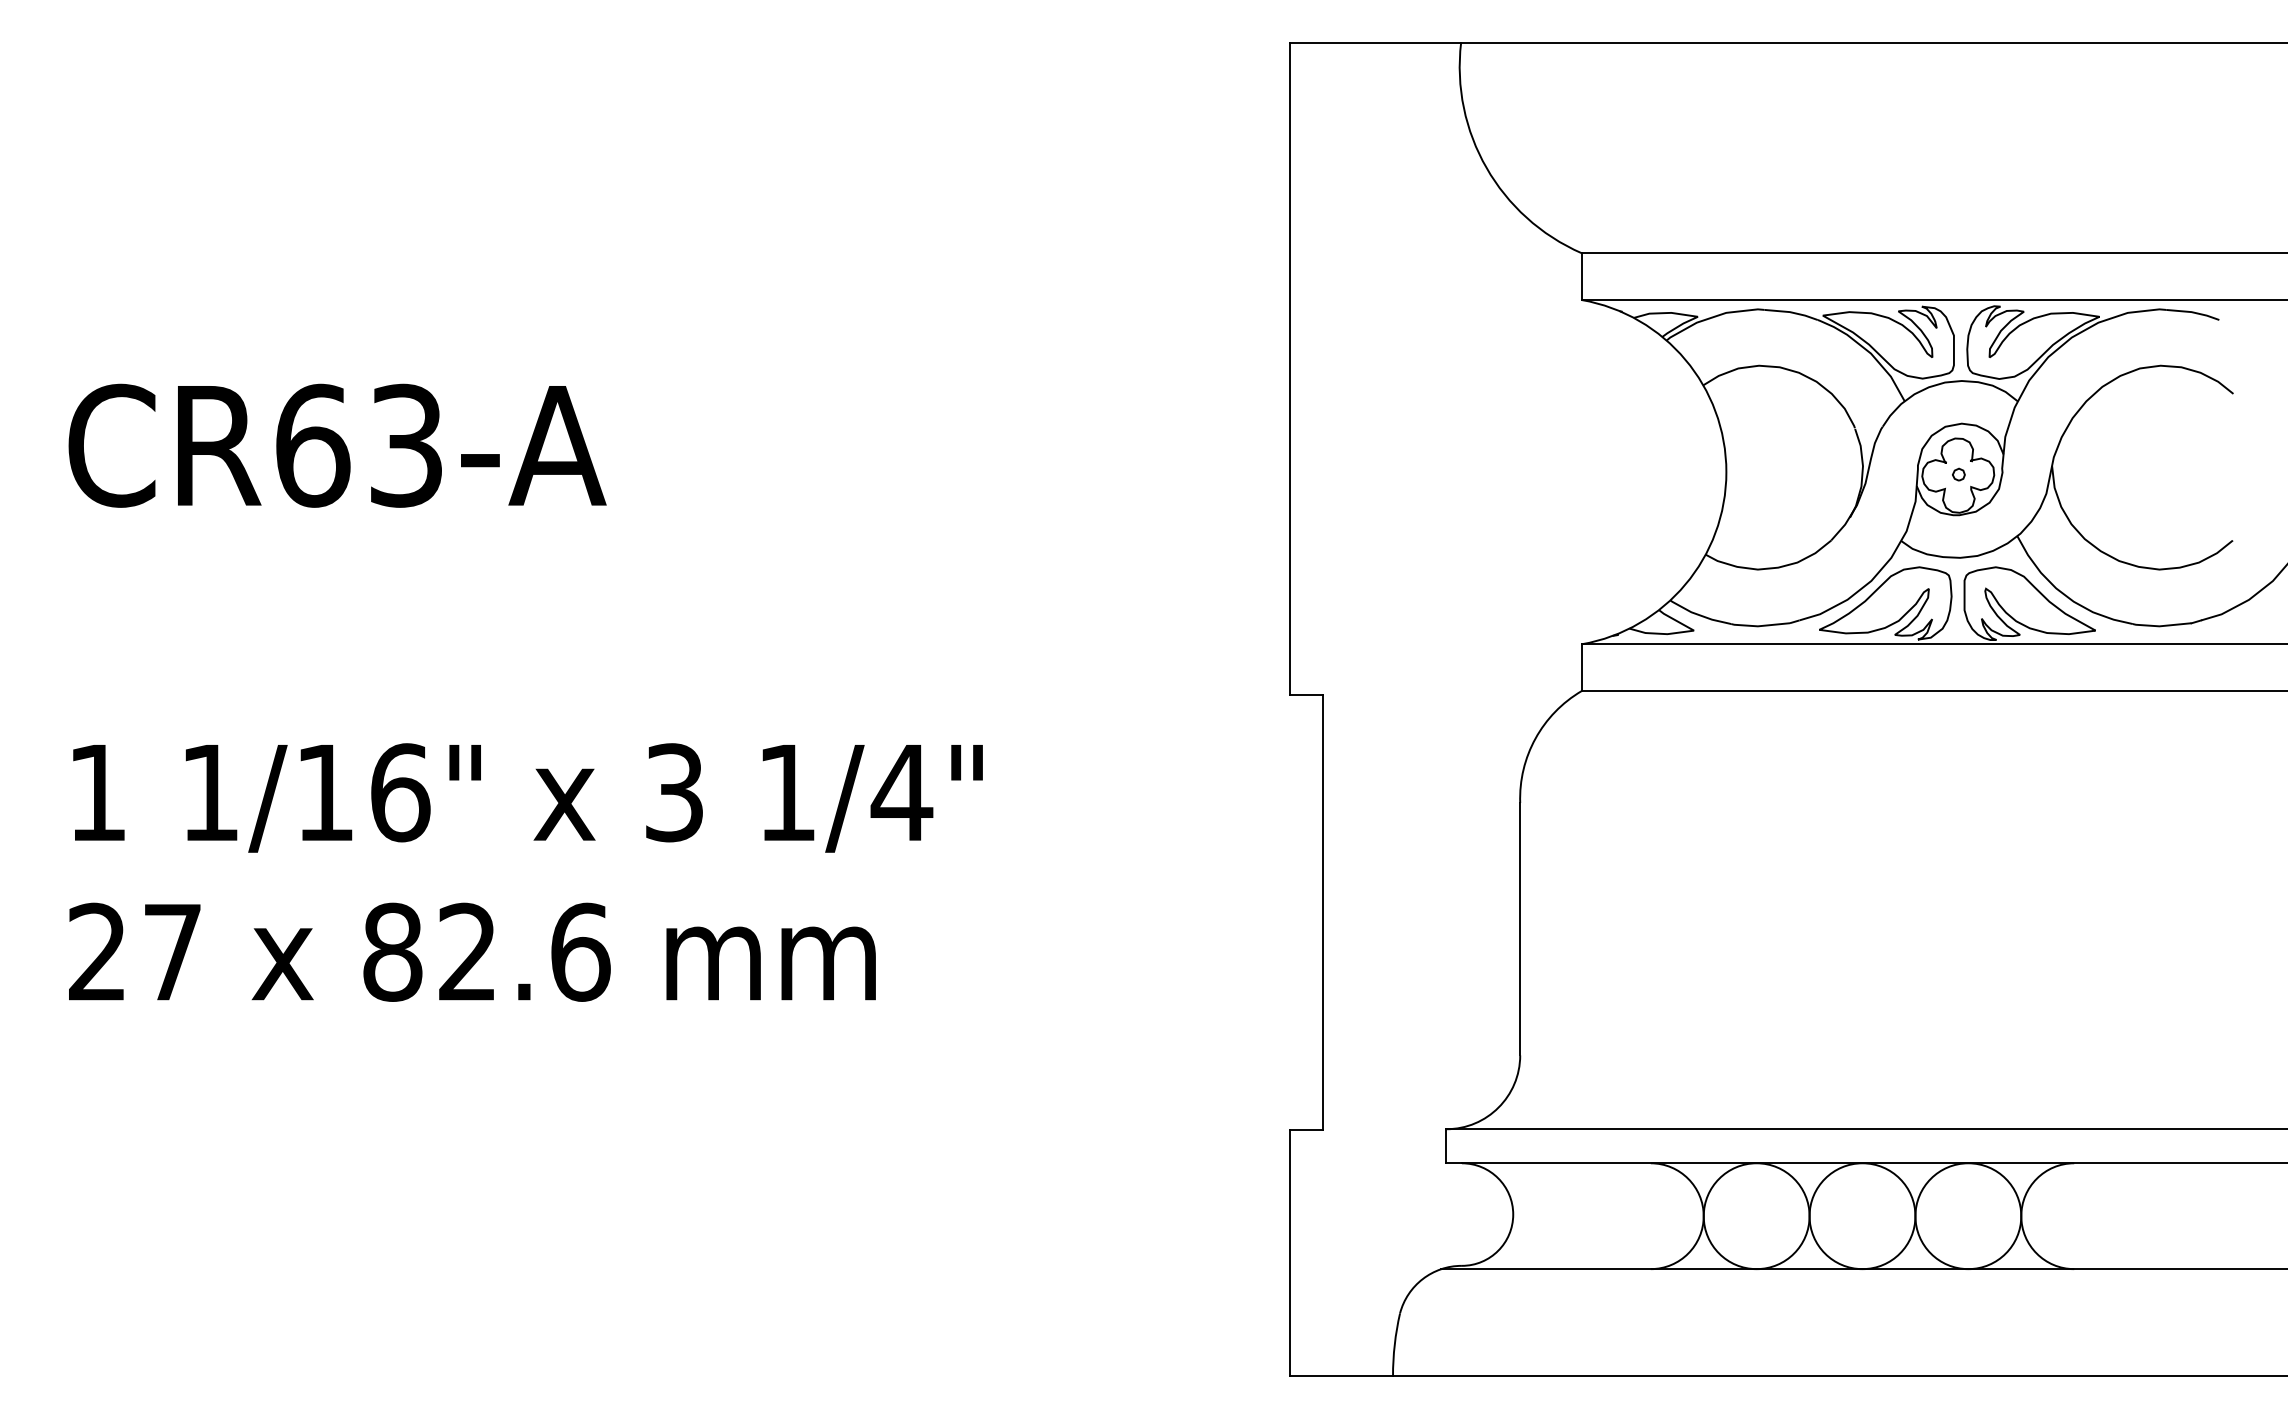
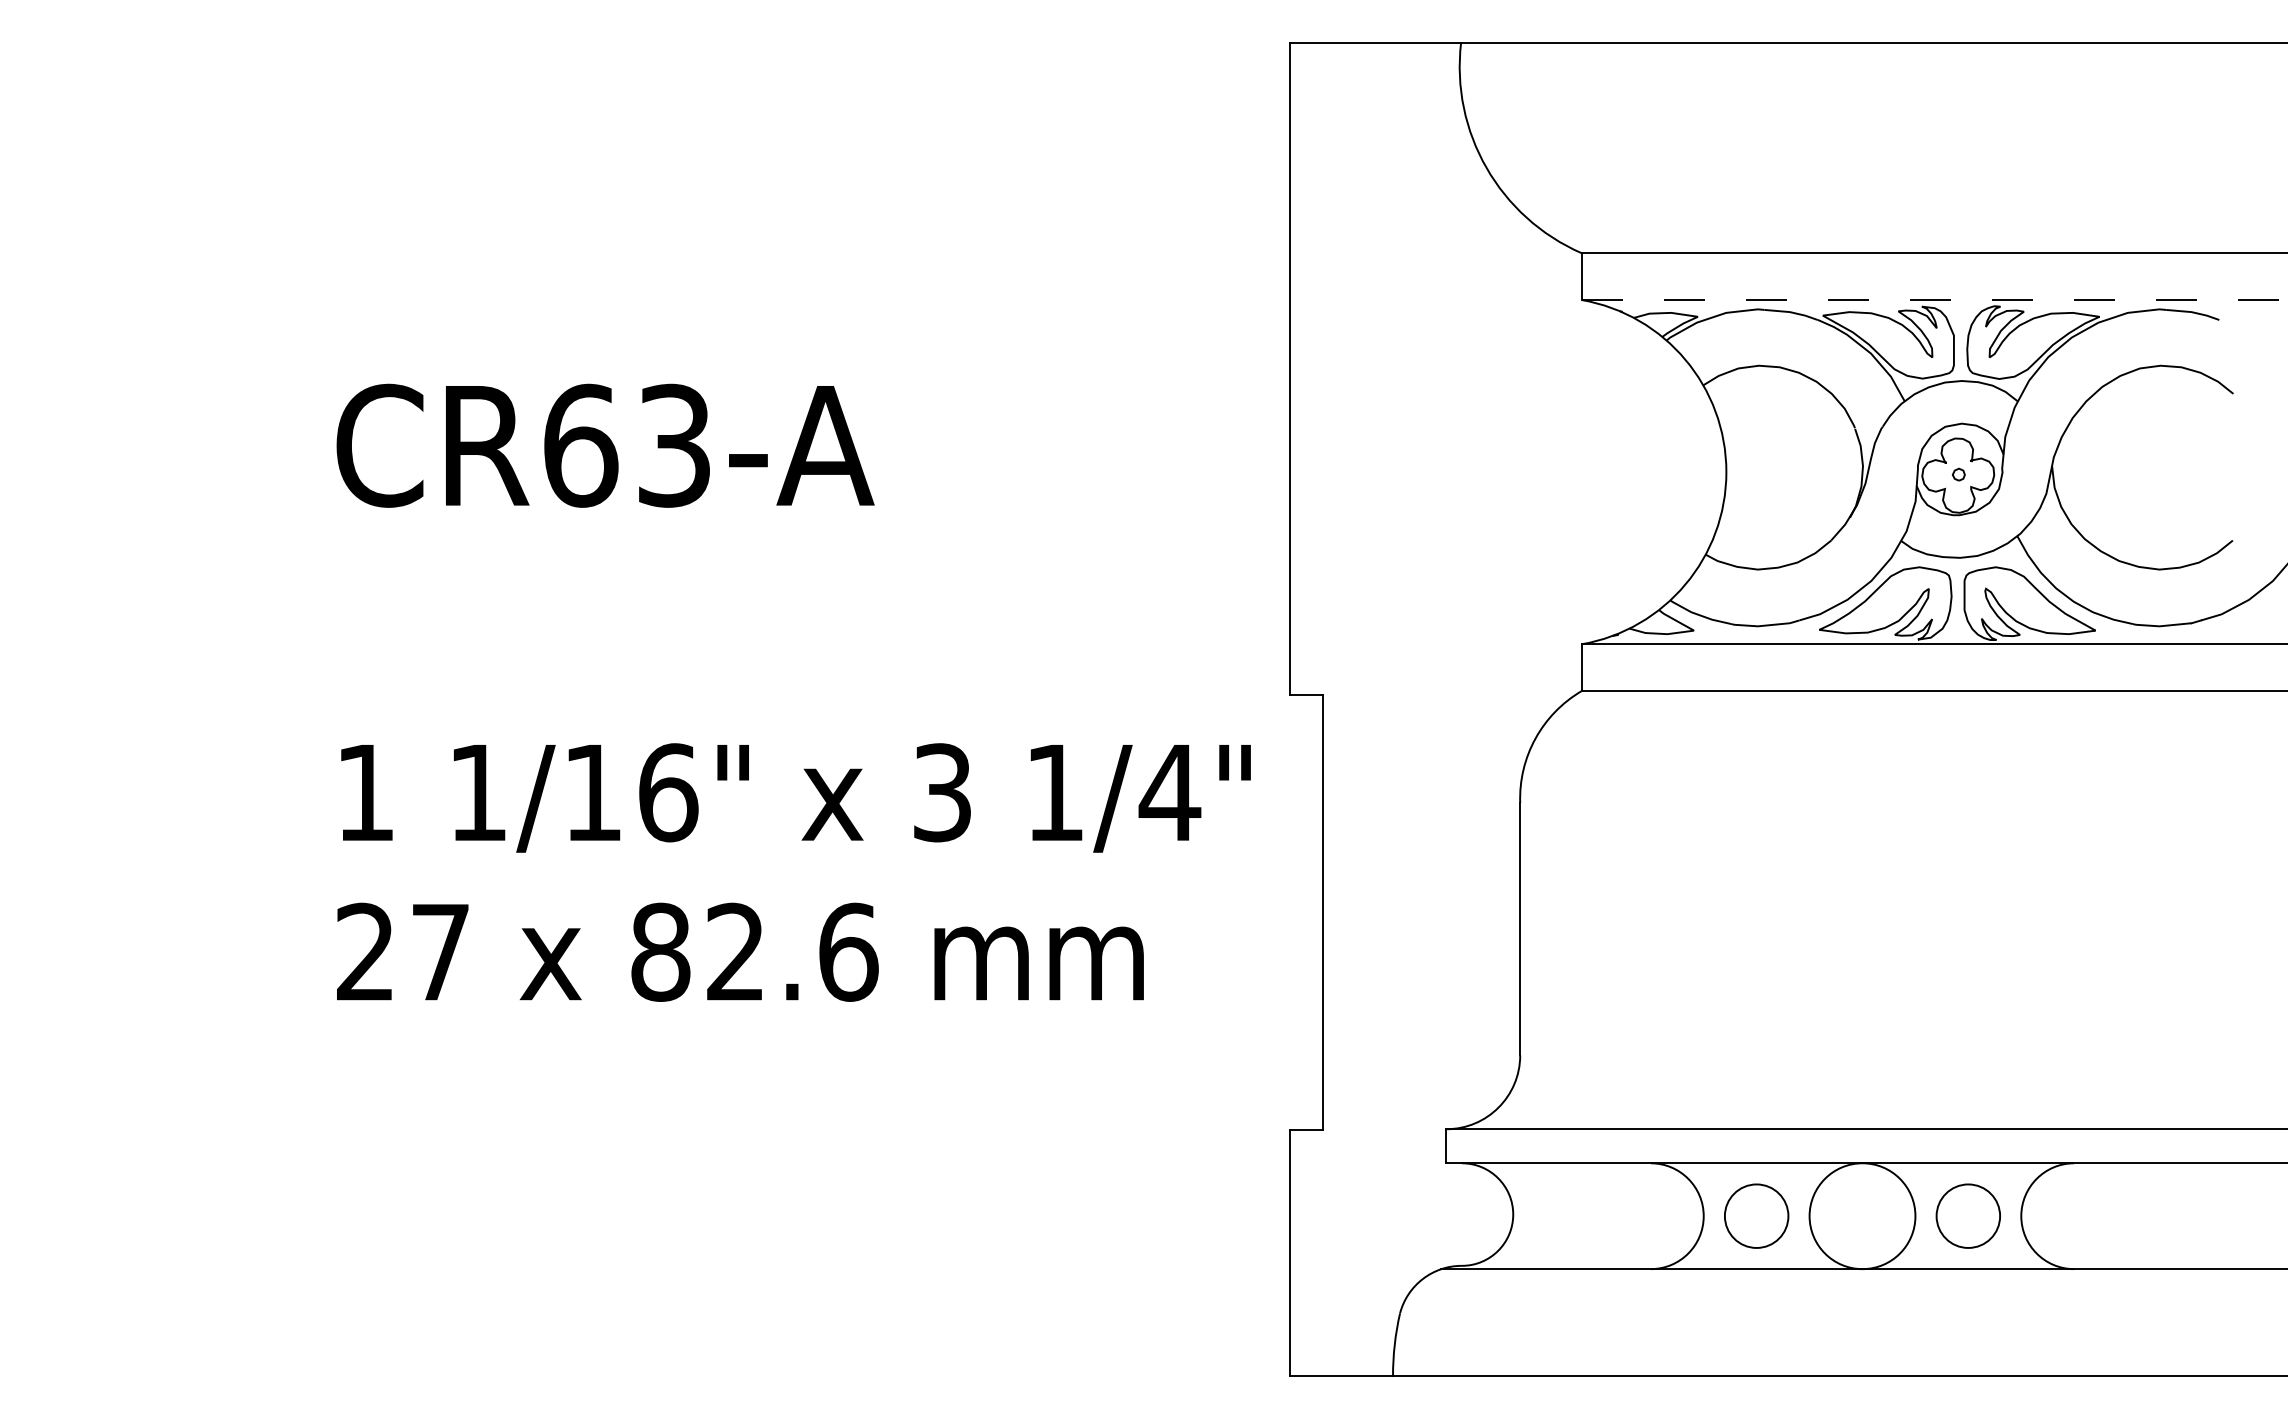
line: solid -> dashed (1934, 300)
text position: (525, 692) -> (793, 692) (793, 692)
circle diameter: 106 px -> 64 px (1756, 1215)
circle diameter: 106 px -> 64 px (1968, 1215)
